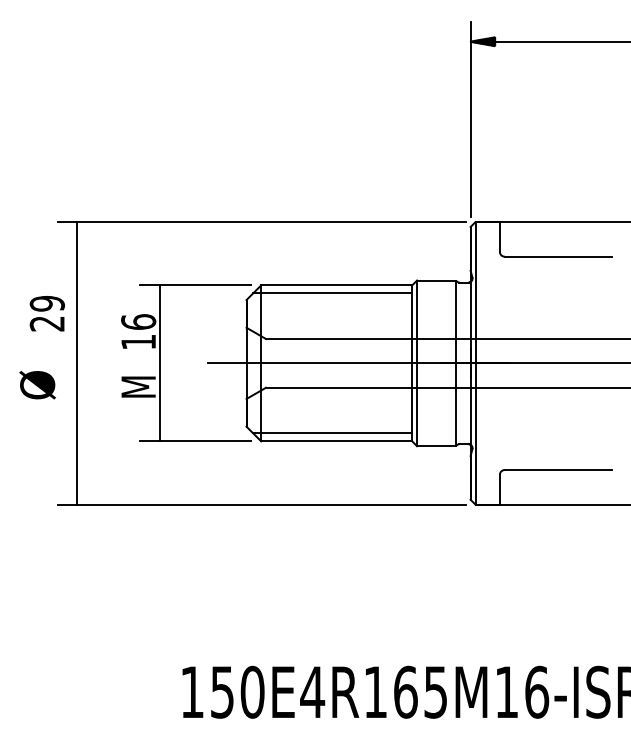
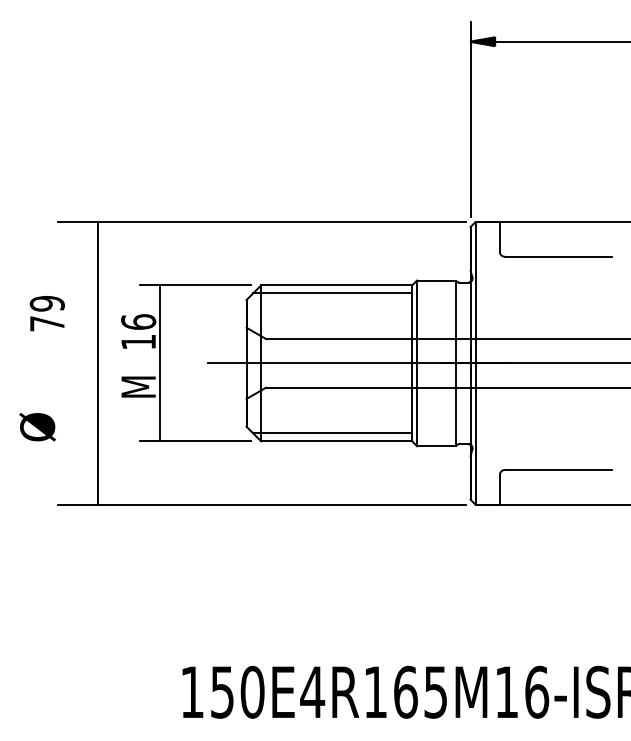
text: 29 -> 79 (46, 323)
line position: (77, 363) -> (98, 363) (98, 363)
text position: (37, 385) -> (37, 427) (37, 427)
